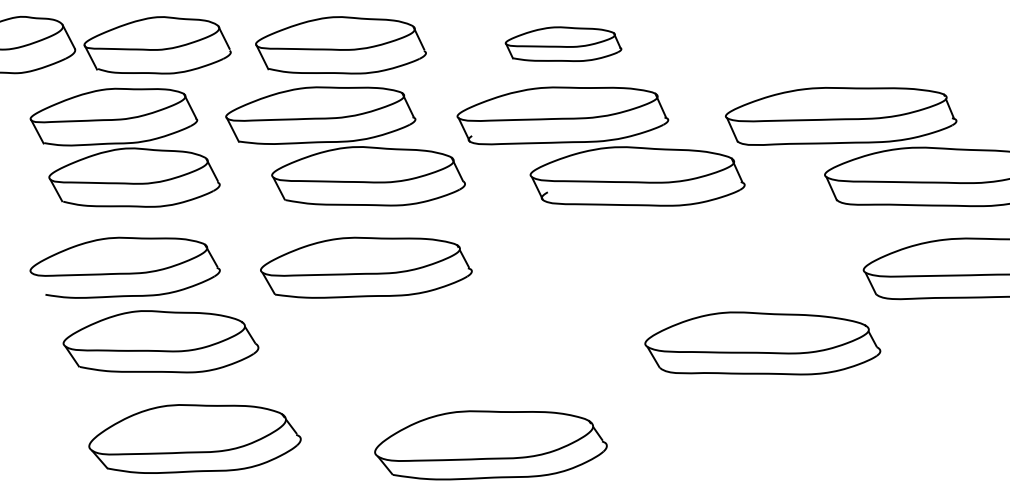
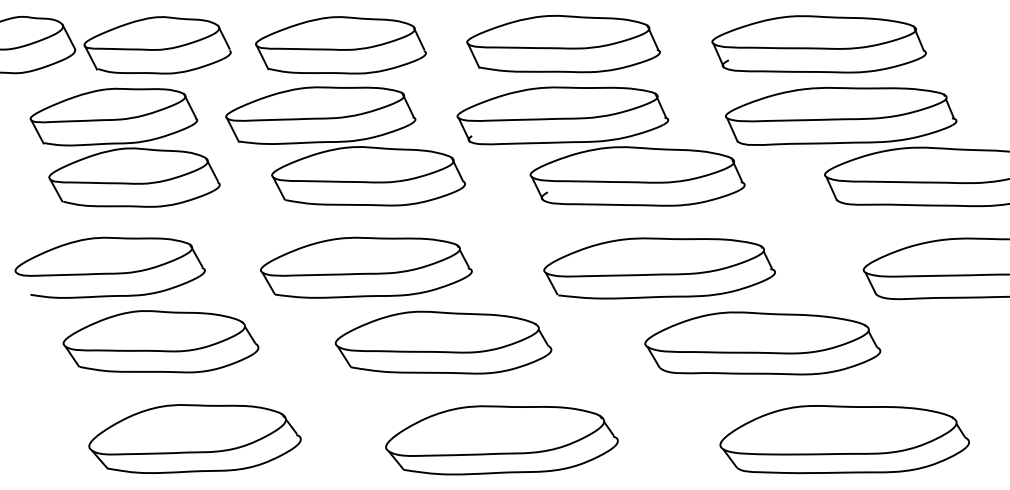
part size: 119x36 px -> 195x59 px (563, 44)
part: none -> present (818, 44)
part position: (124, 267) -> (109, 267) (109, 267)
part: none -> present (659, 268)
part: none -> present (443, 342)
part: none -> present (844, 439)
part position: (490, 445) -> (501, 440) (501, 440)
